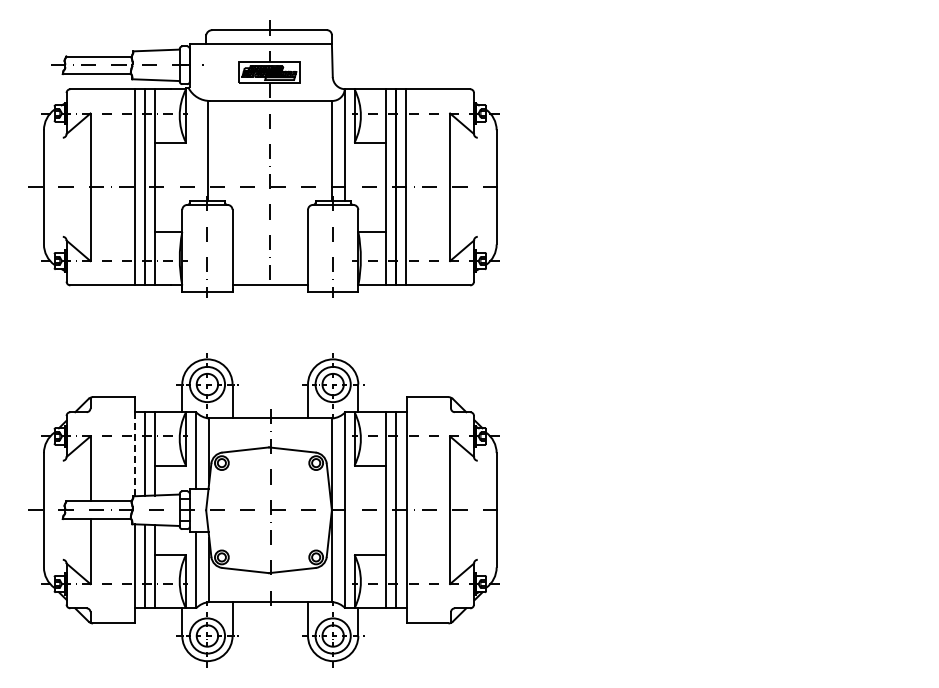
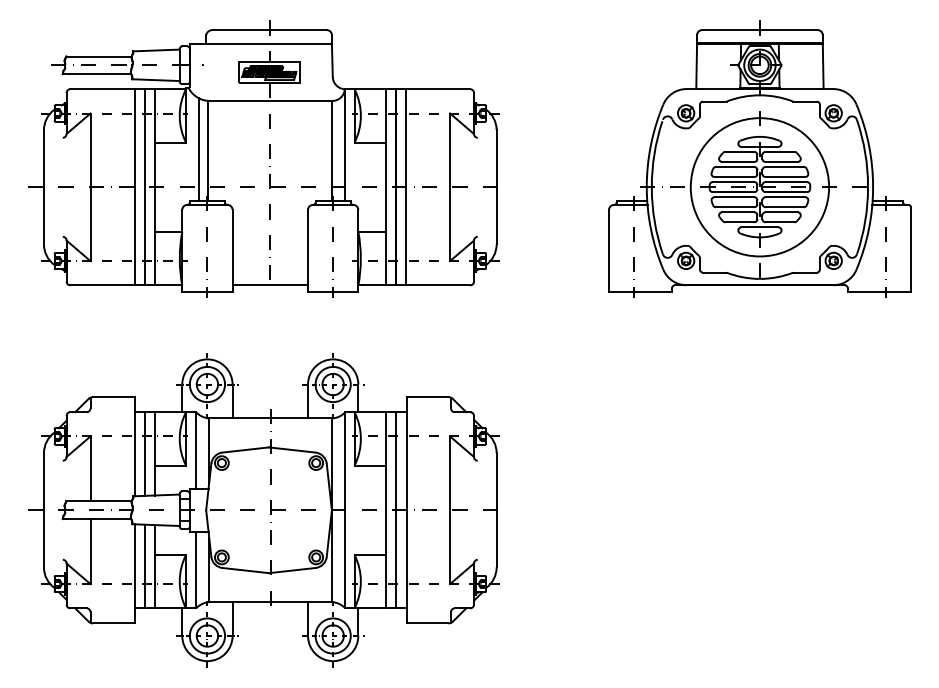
line: none -> present (198, 149)
part: none -> present (759, 158)
line: dashed -> solid (134, 453)
